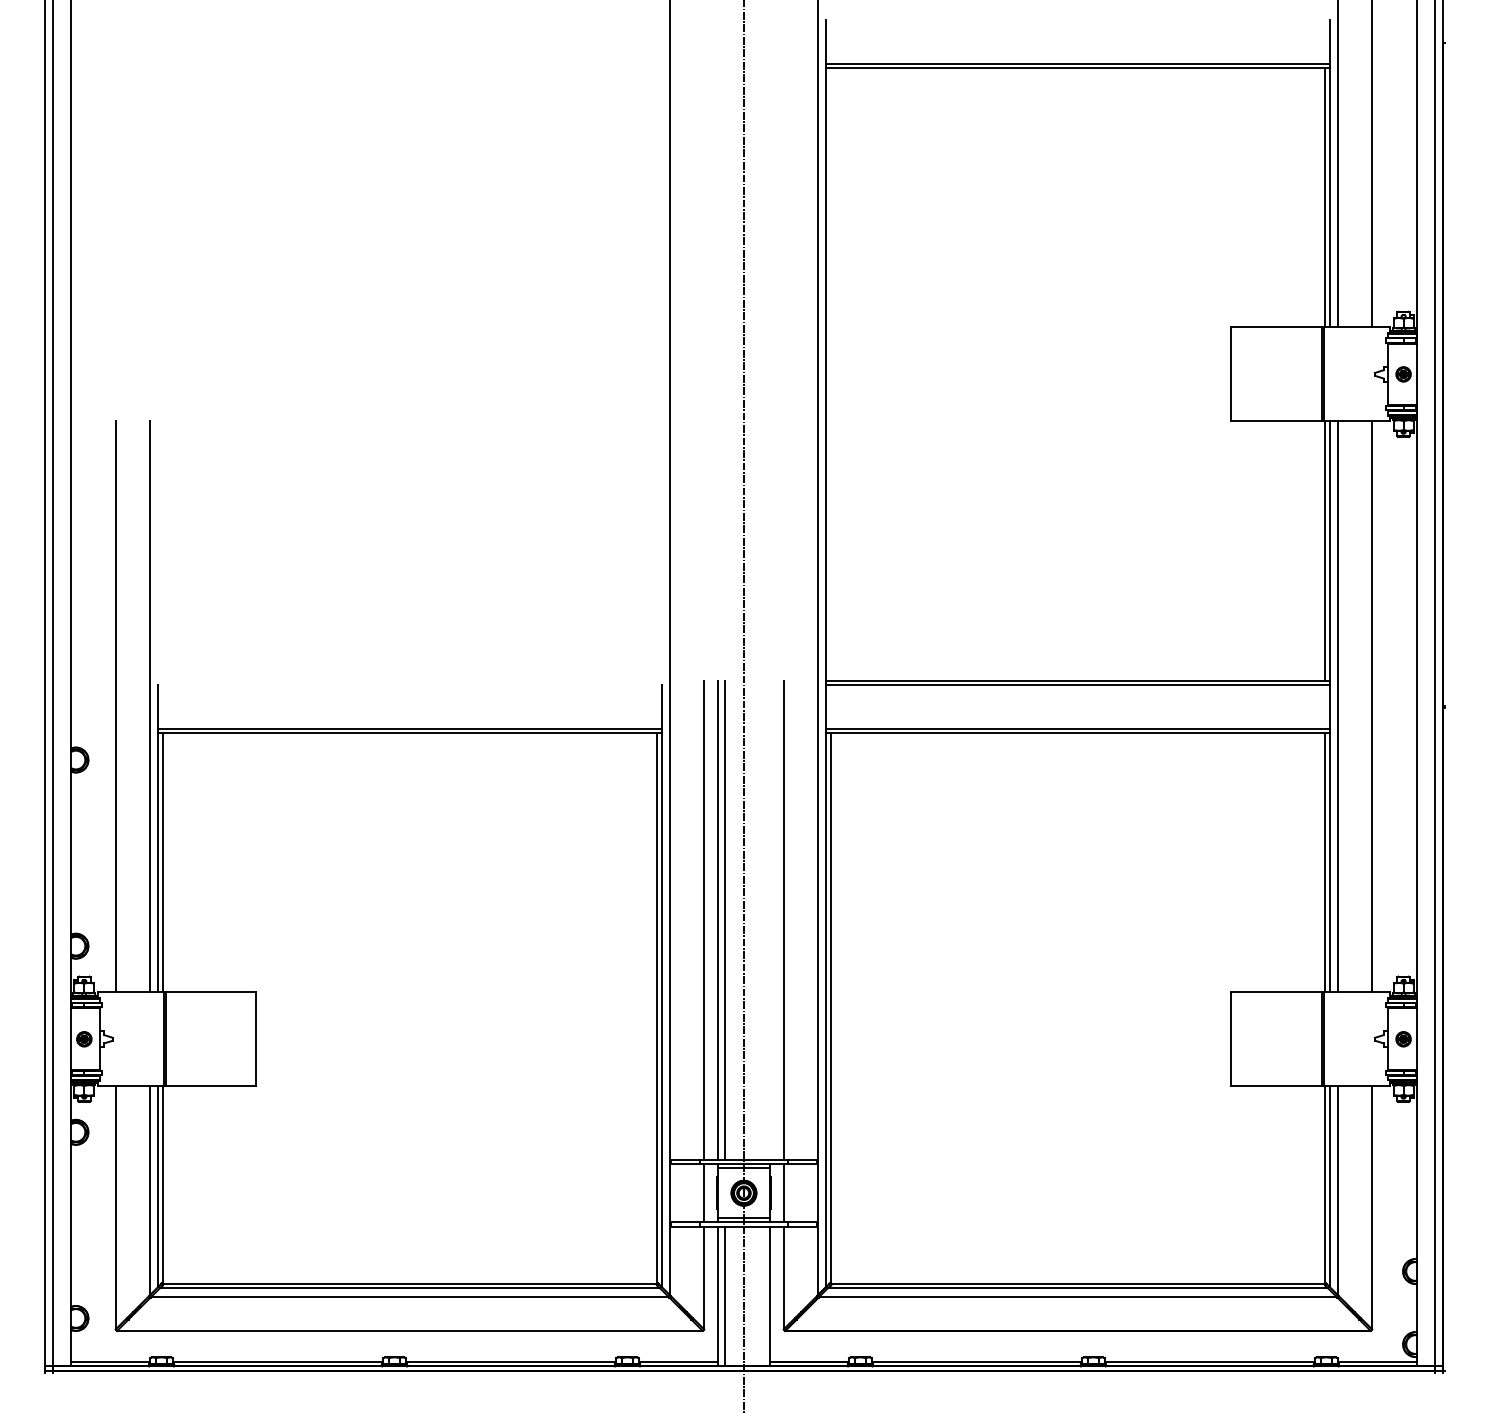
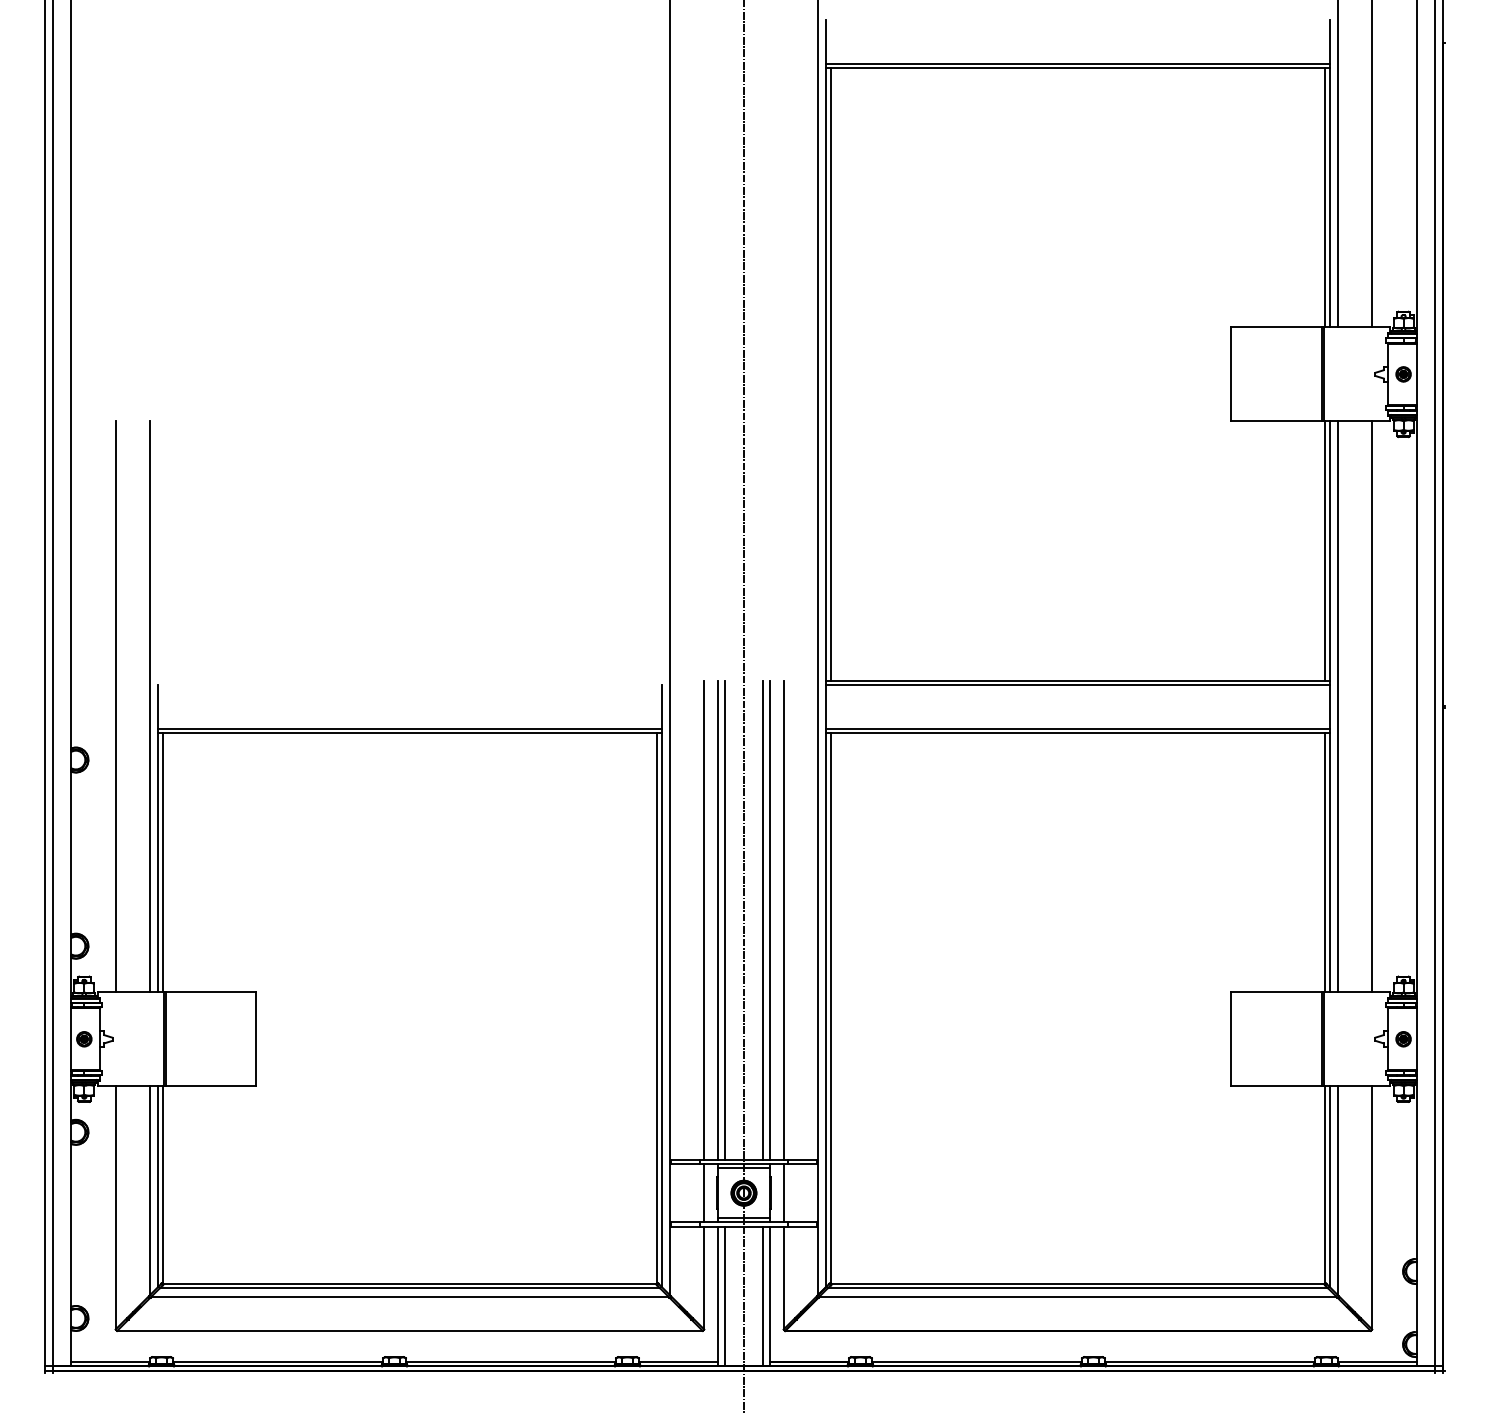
line: none -> present (830, 374)
line: none -> present (762, 919)
line: none -> present (770, 919)
line: none -> present (762, 1296)
